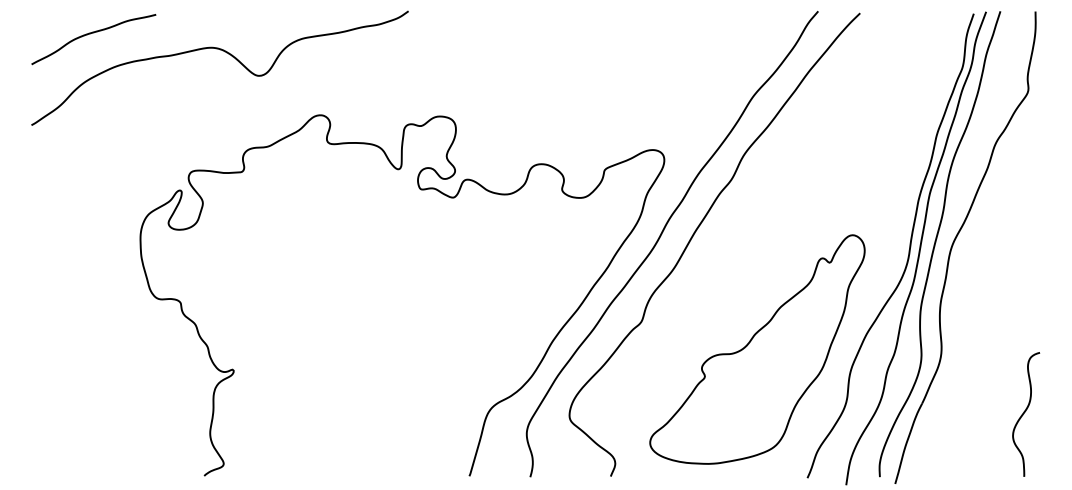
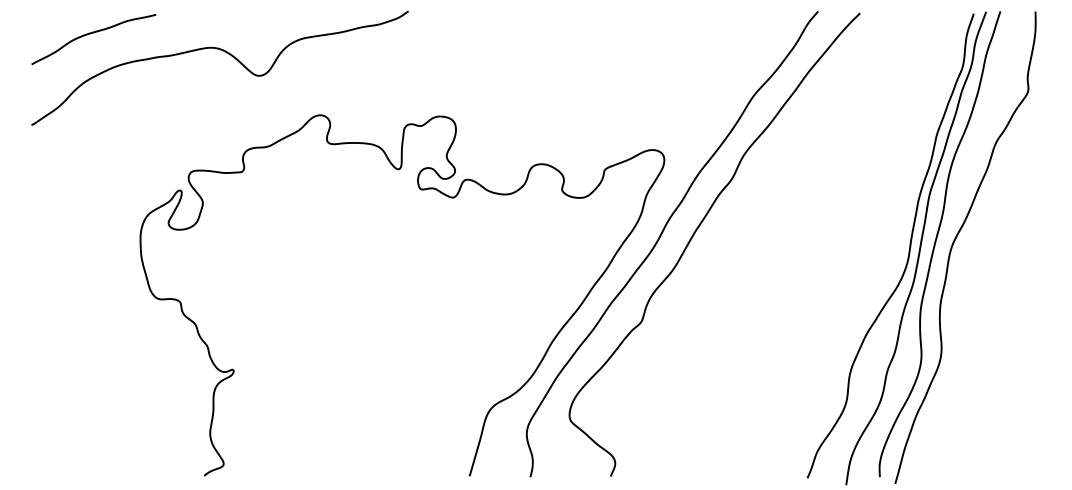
part: present -> none (757, 349)
curve: present -> none (1025, 412)
